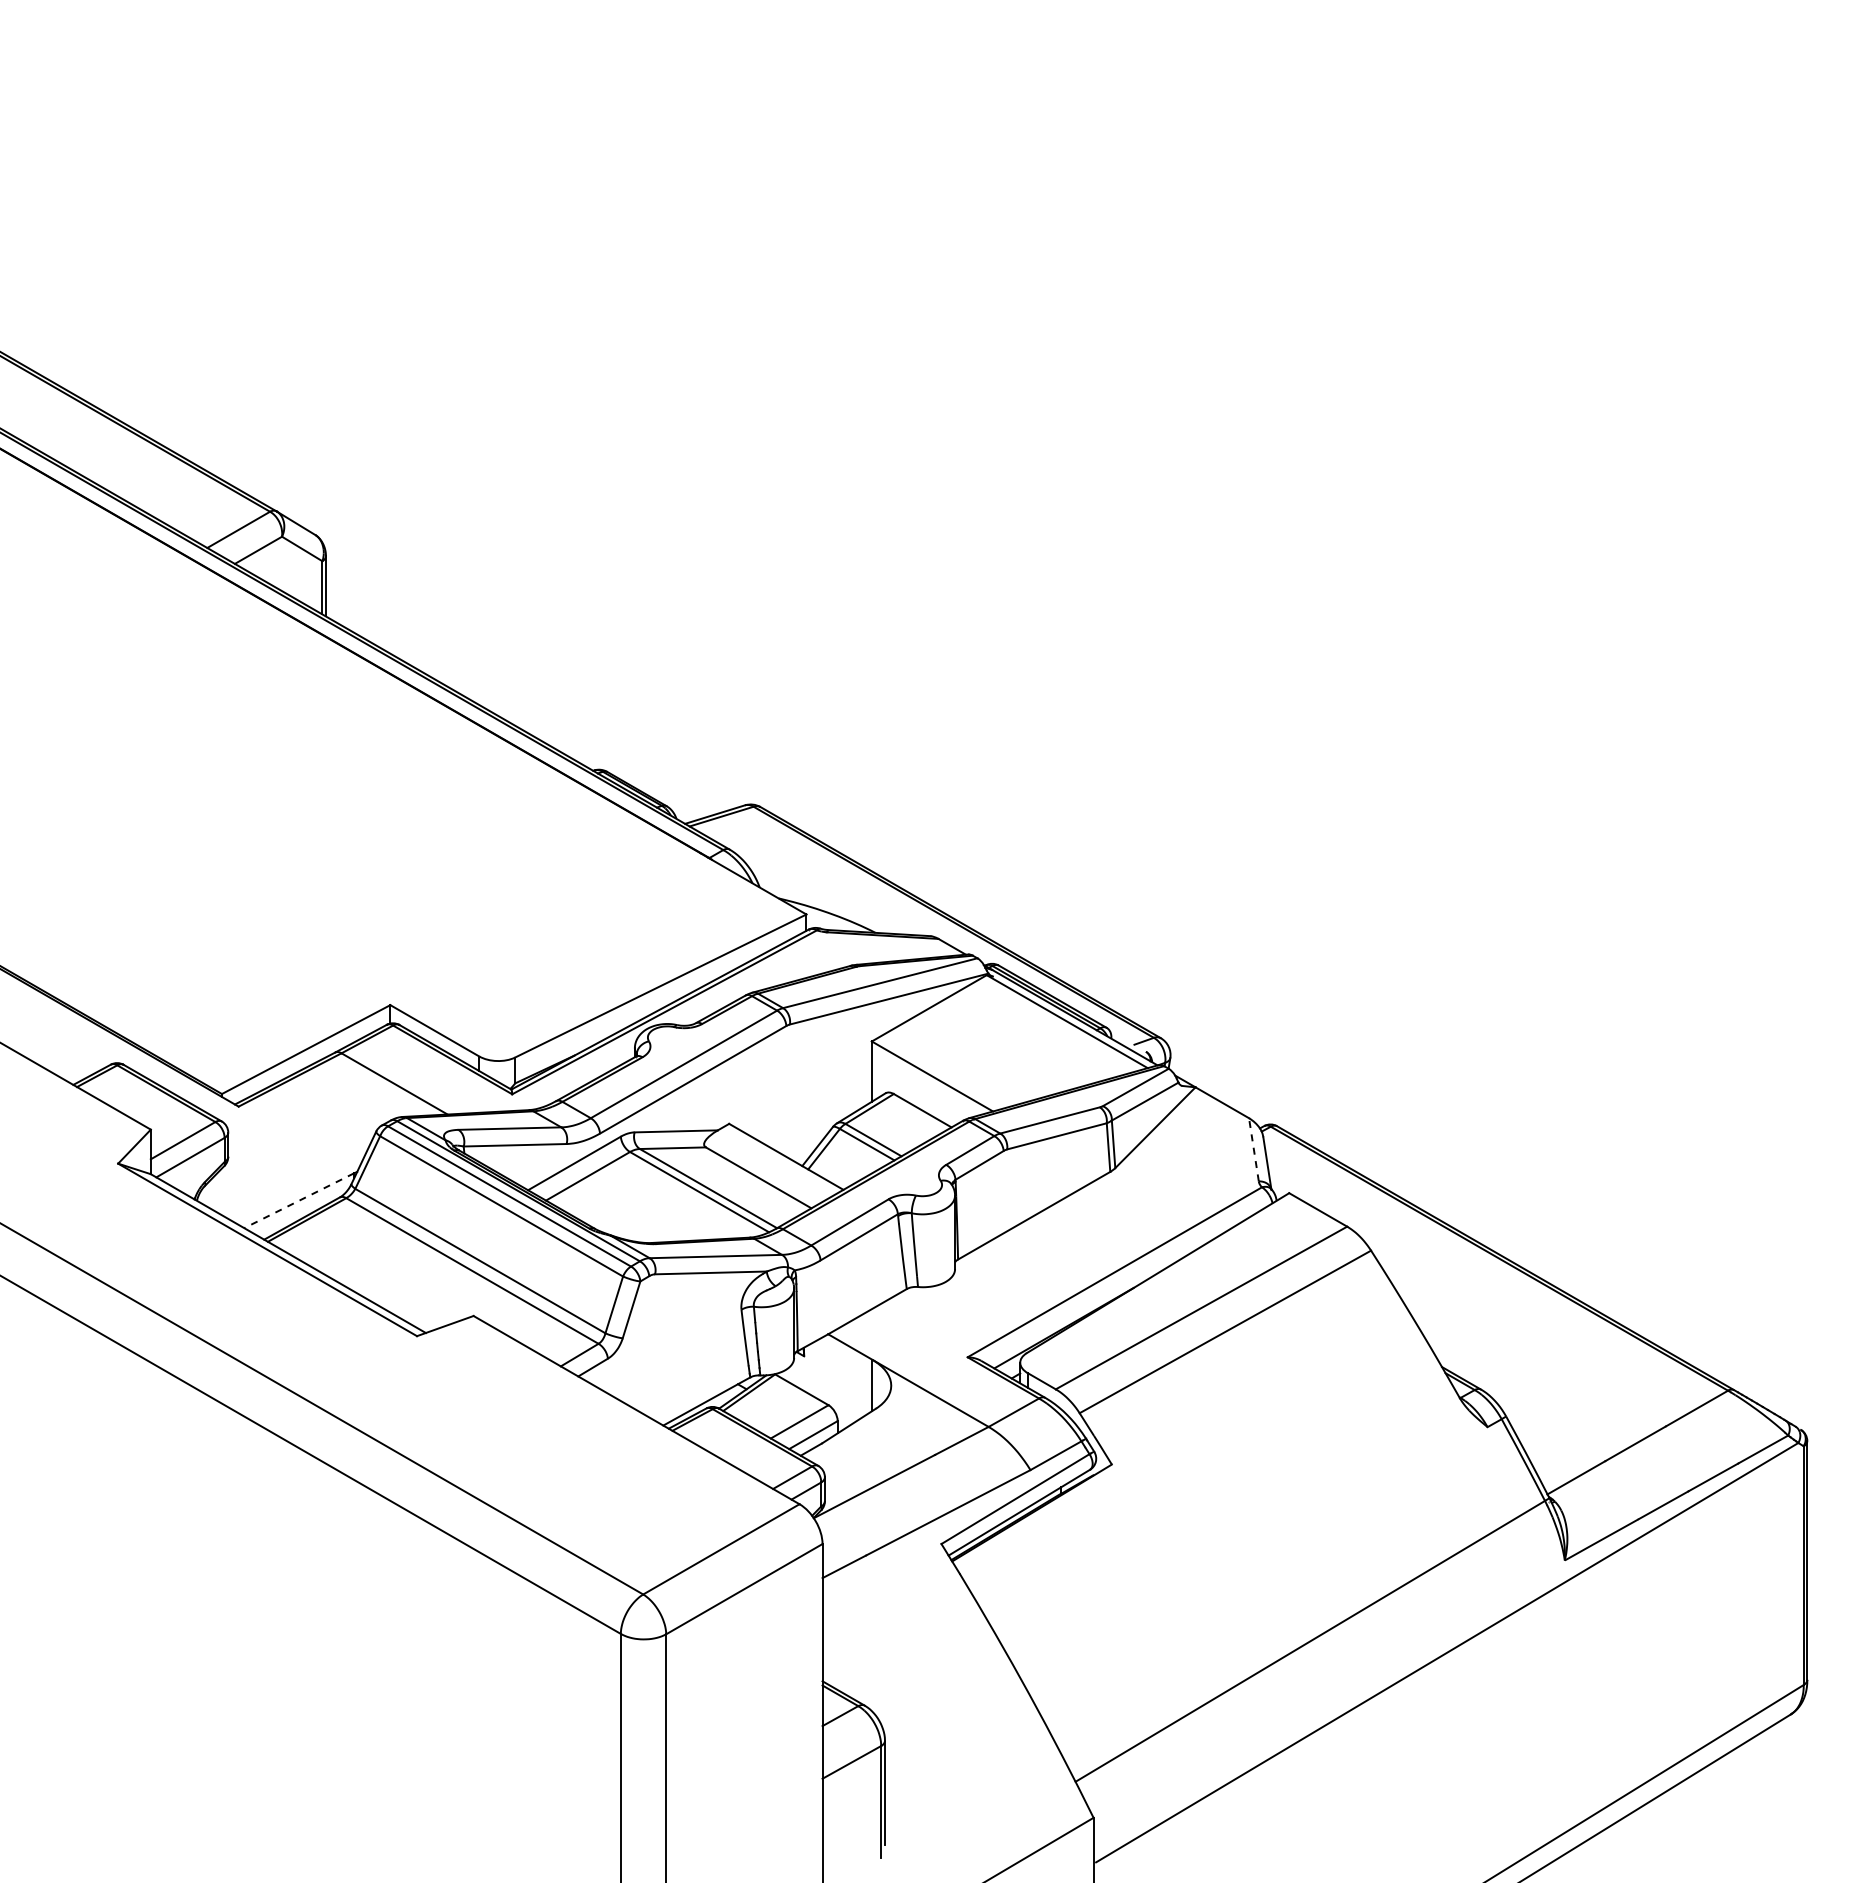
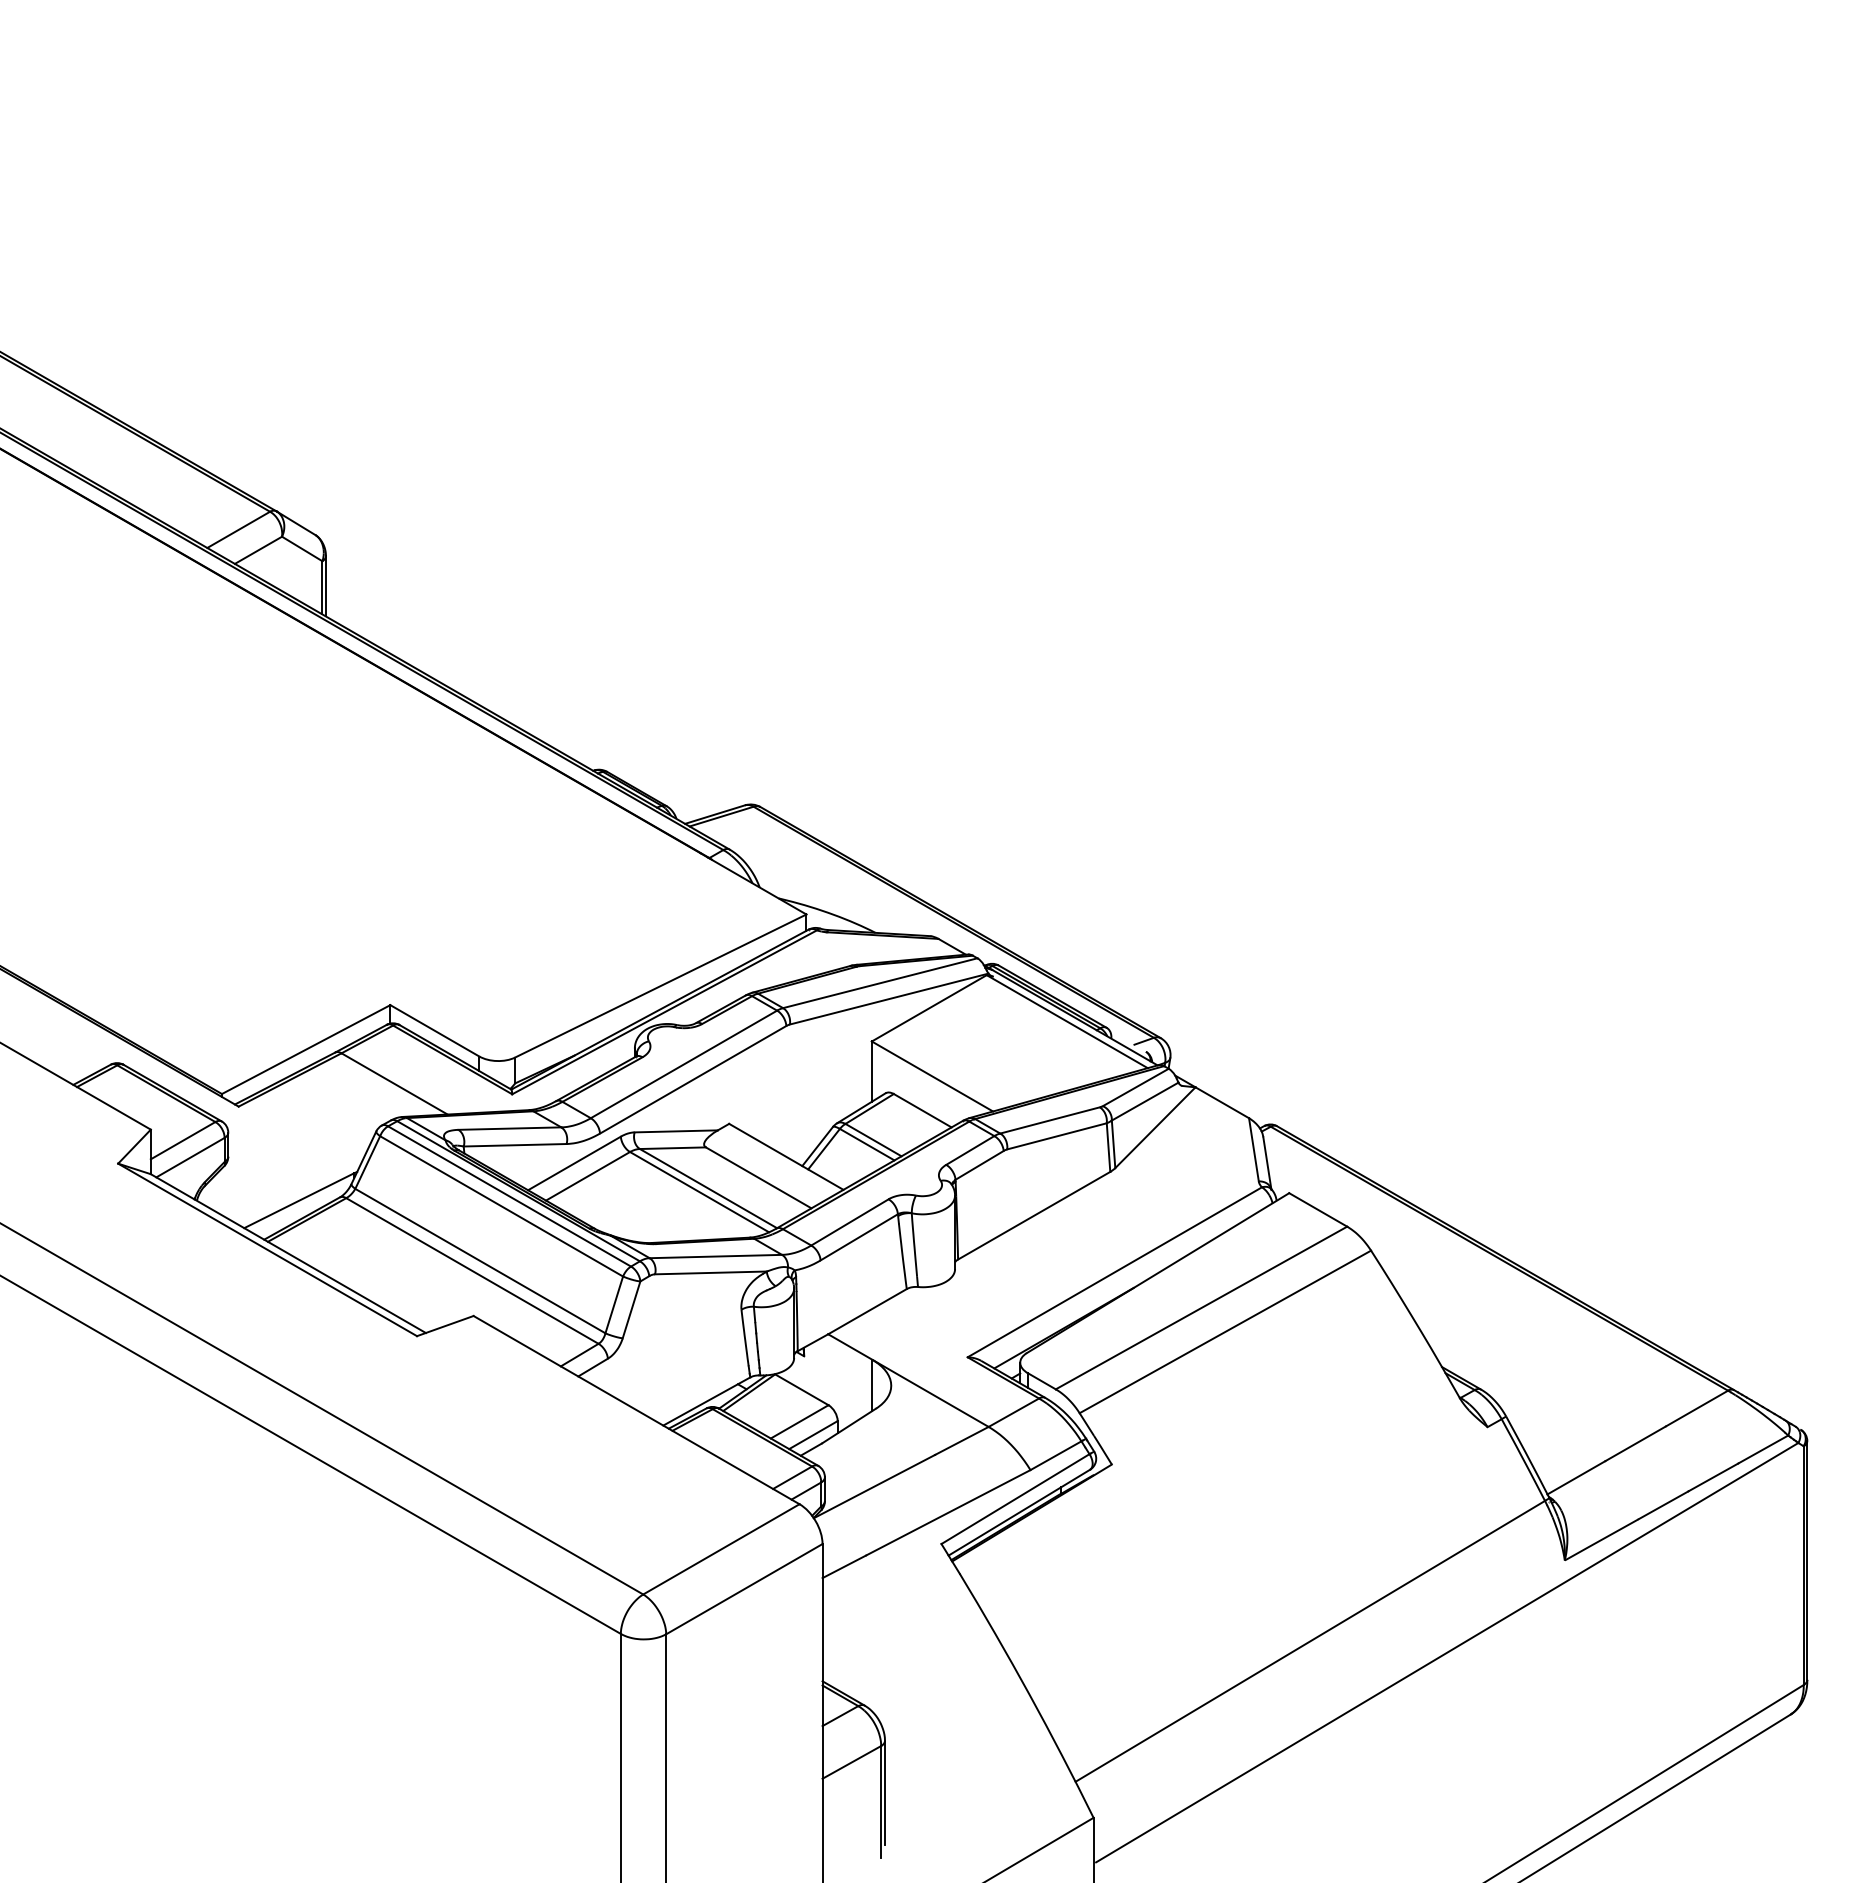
line: dashed -> solid (1253, 1149)
line: dashed -> solid (298, 1200)
